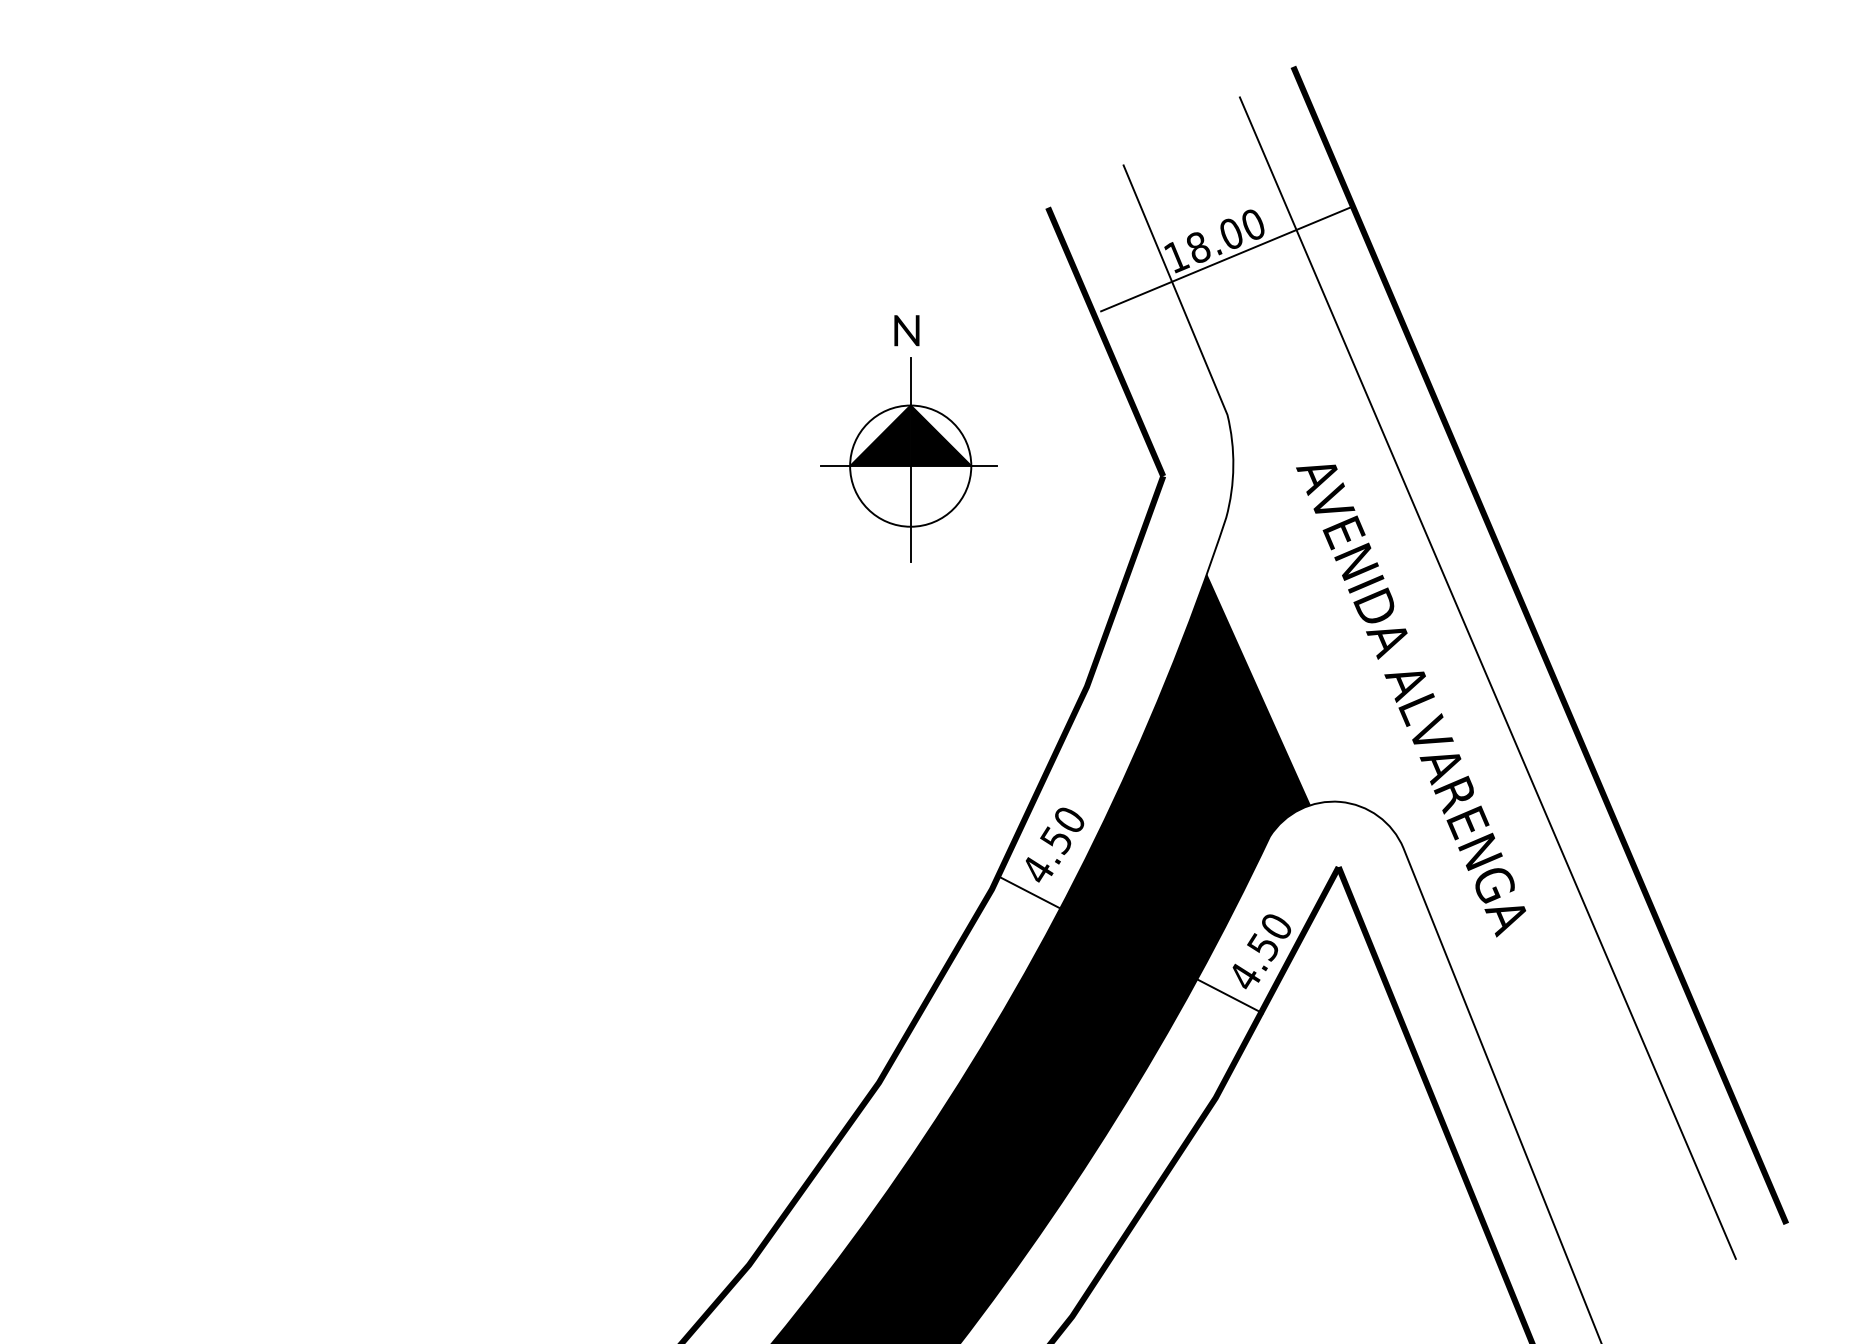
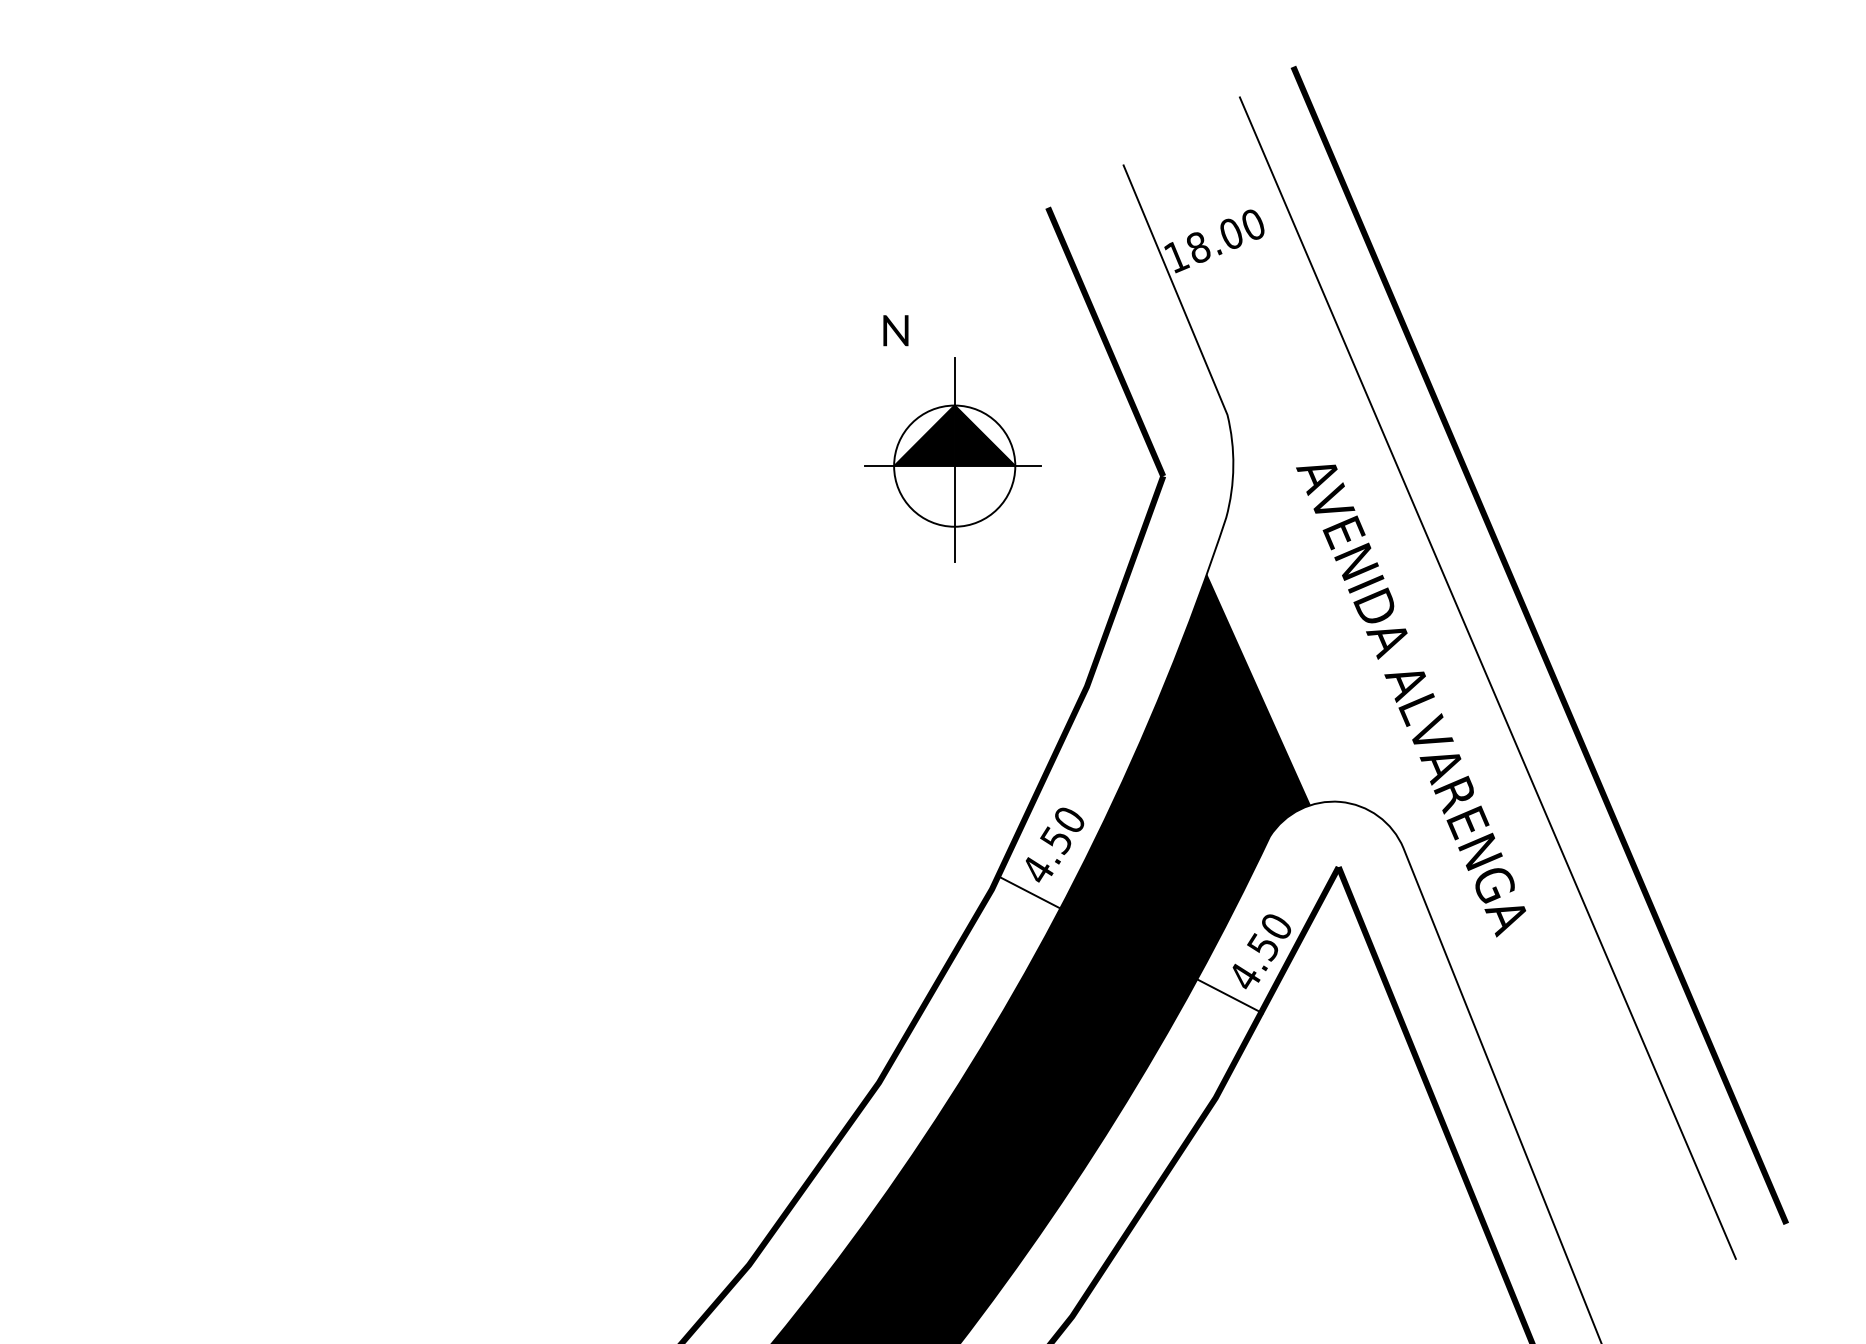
line: present -> none (1226, 258)
text position: (906, 330) -> (895, 330) (895, 330)
part position: (908, 459) -> (952, 459) (952, 459)
